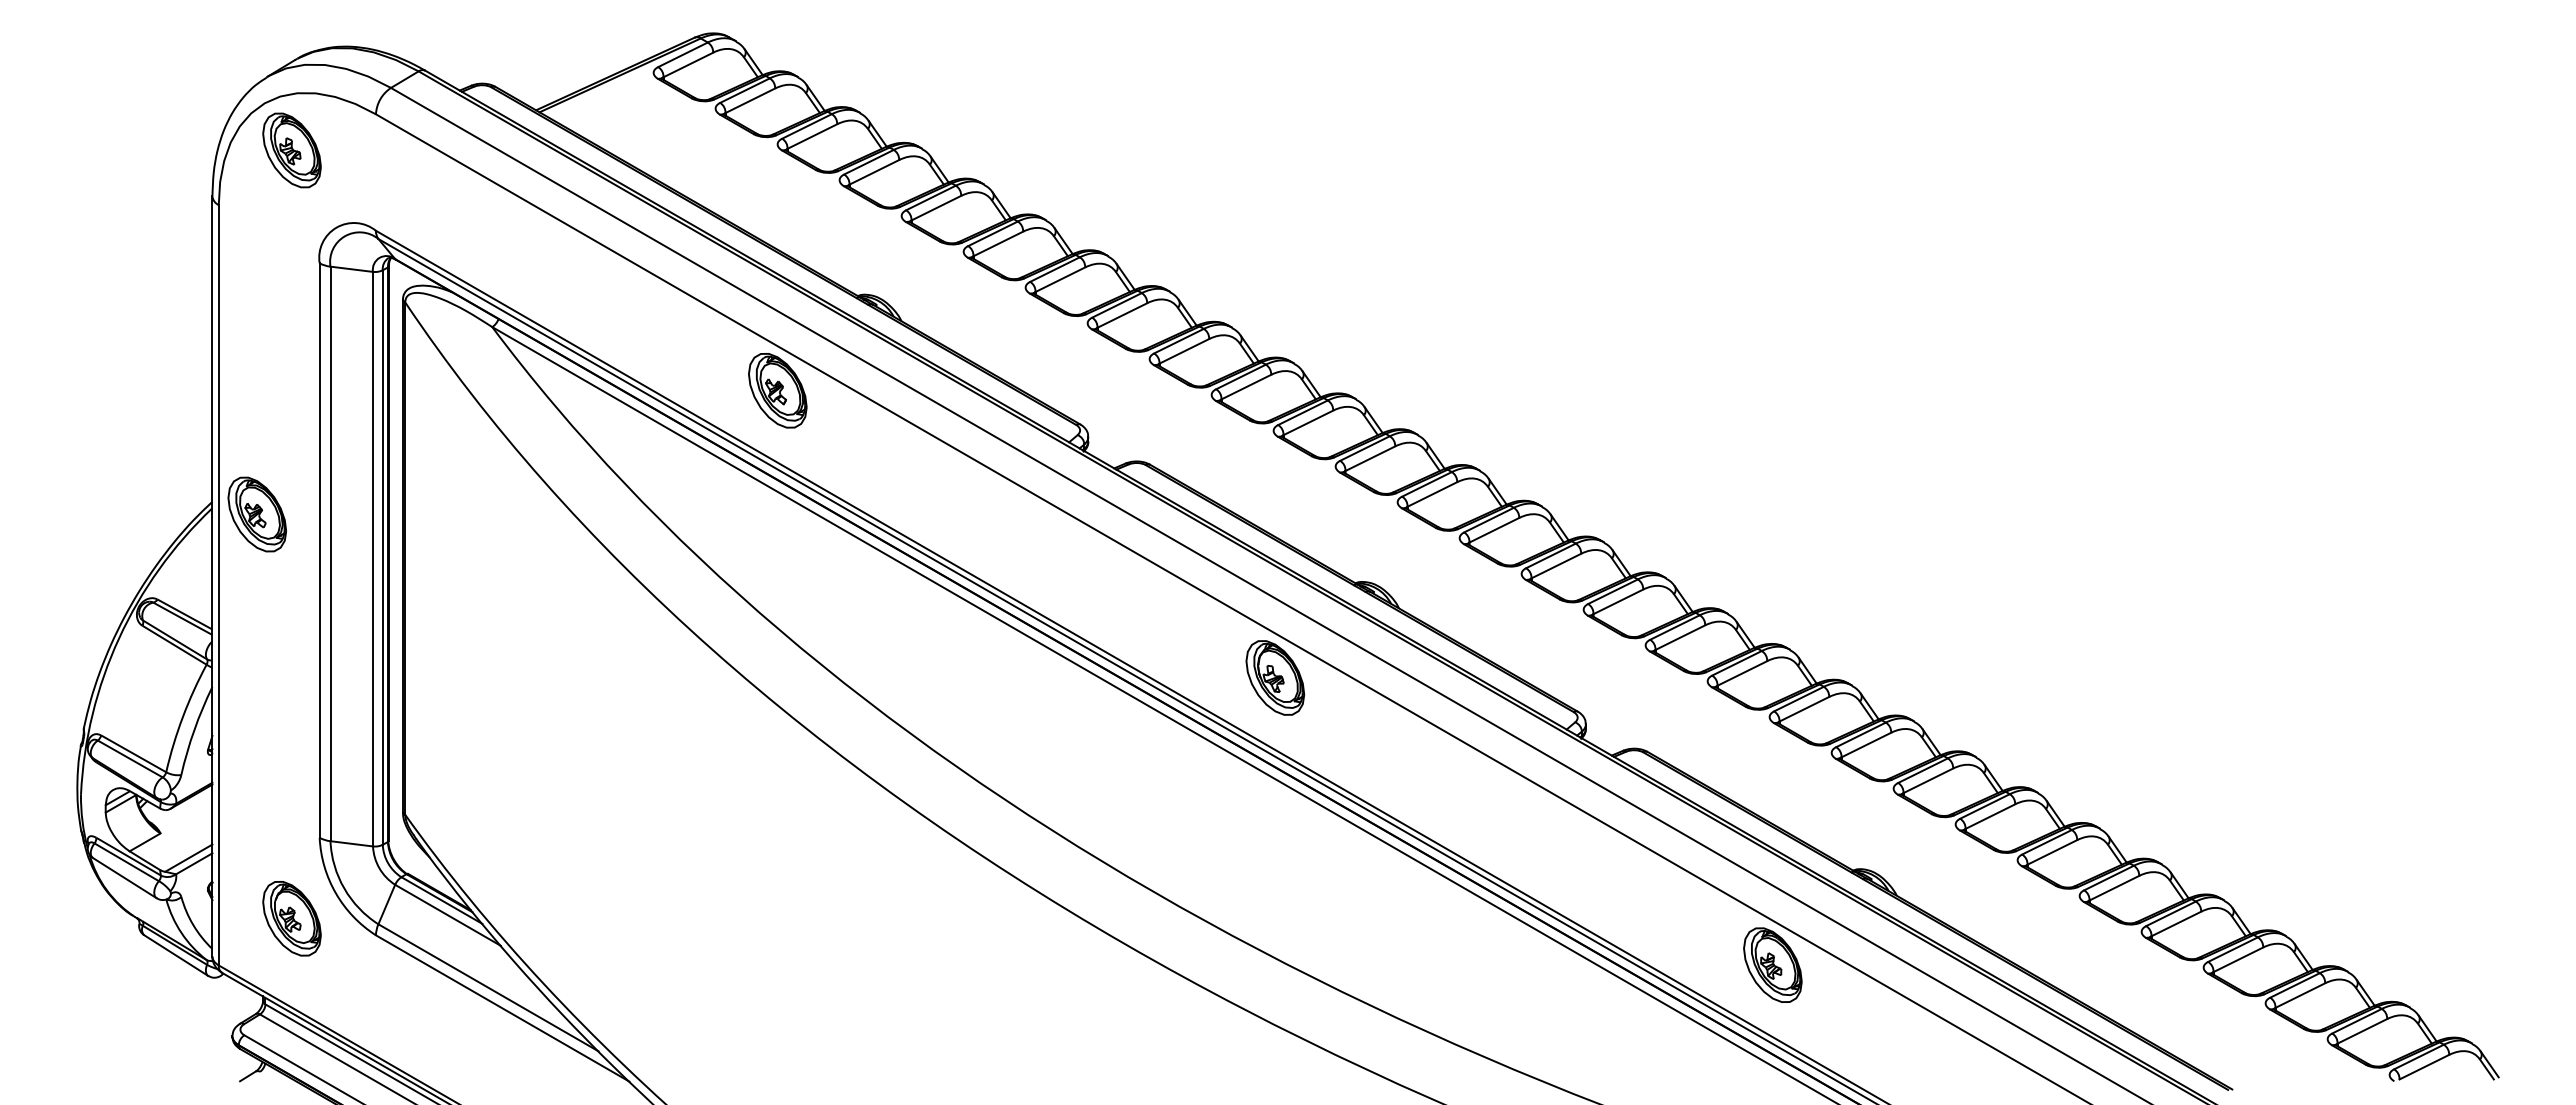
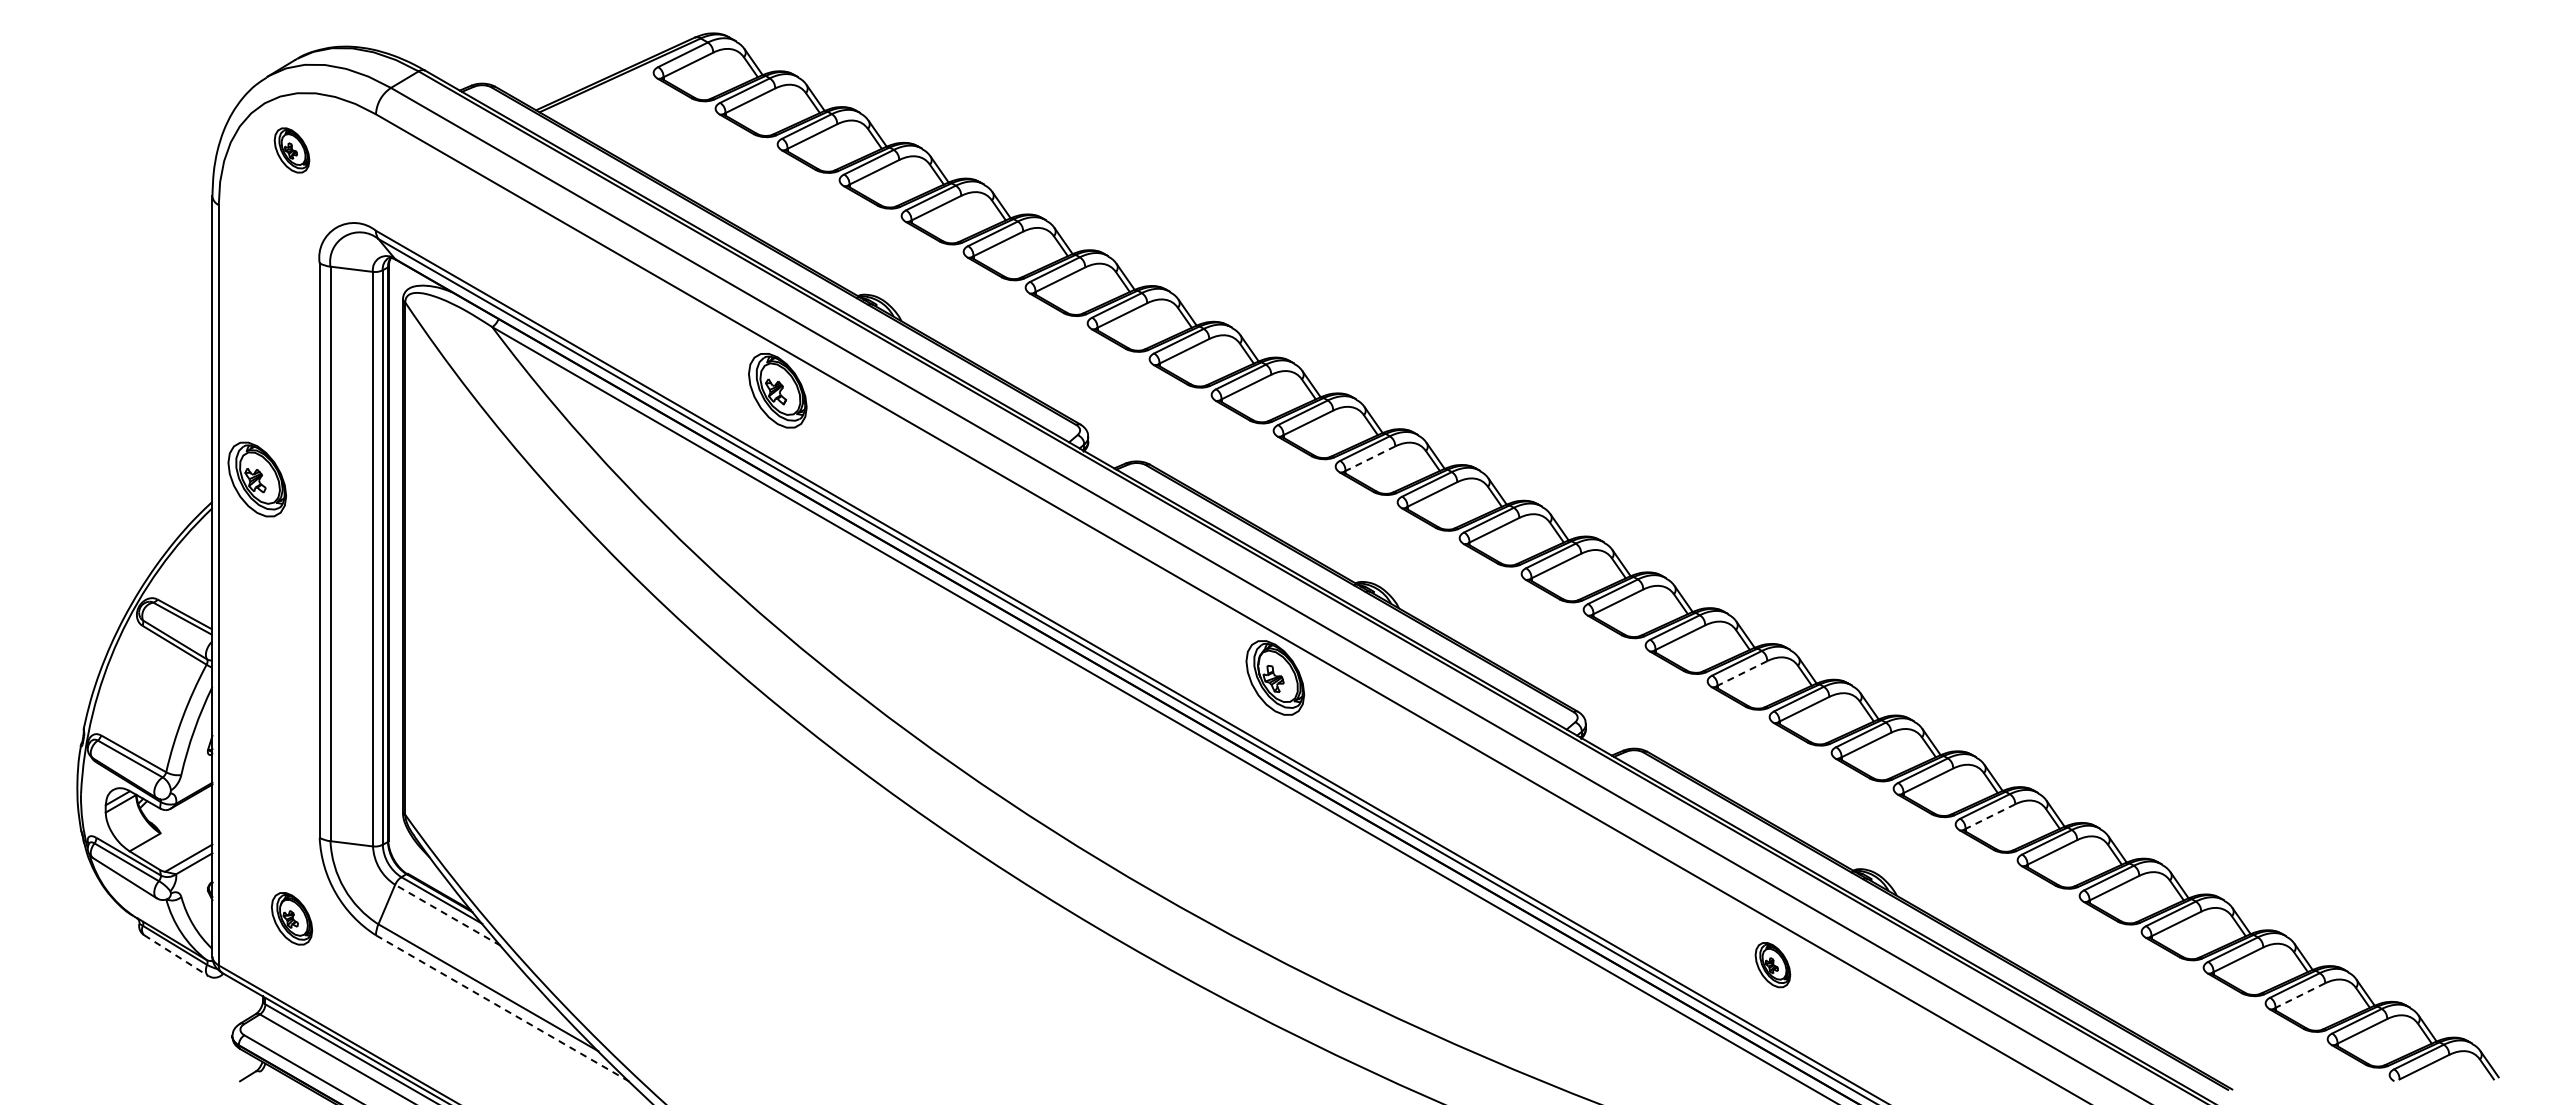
part size: 60x77 px -> 38x47 px (291, 150)
line: solid -> dashed (1370, 458)
part position: (256, 514) -> (256, 479) (256, 479)
line: solid -> dashed (1742, 673)
line: solid -> dashed (1990, 816)
line: solid -> dashed (448, 915)
part size: 60x76 px -> 43x54 px (292, 918)
line: solid -> dashed (176, 955)
part size: 60x76 px -> 38x47 px (1772, 965)
line: solid -> dashed (2300, 995)
line: solid -> dashed (502, 1008)
